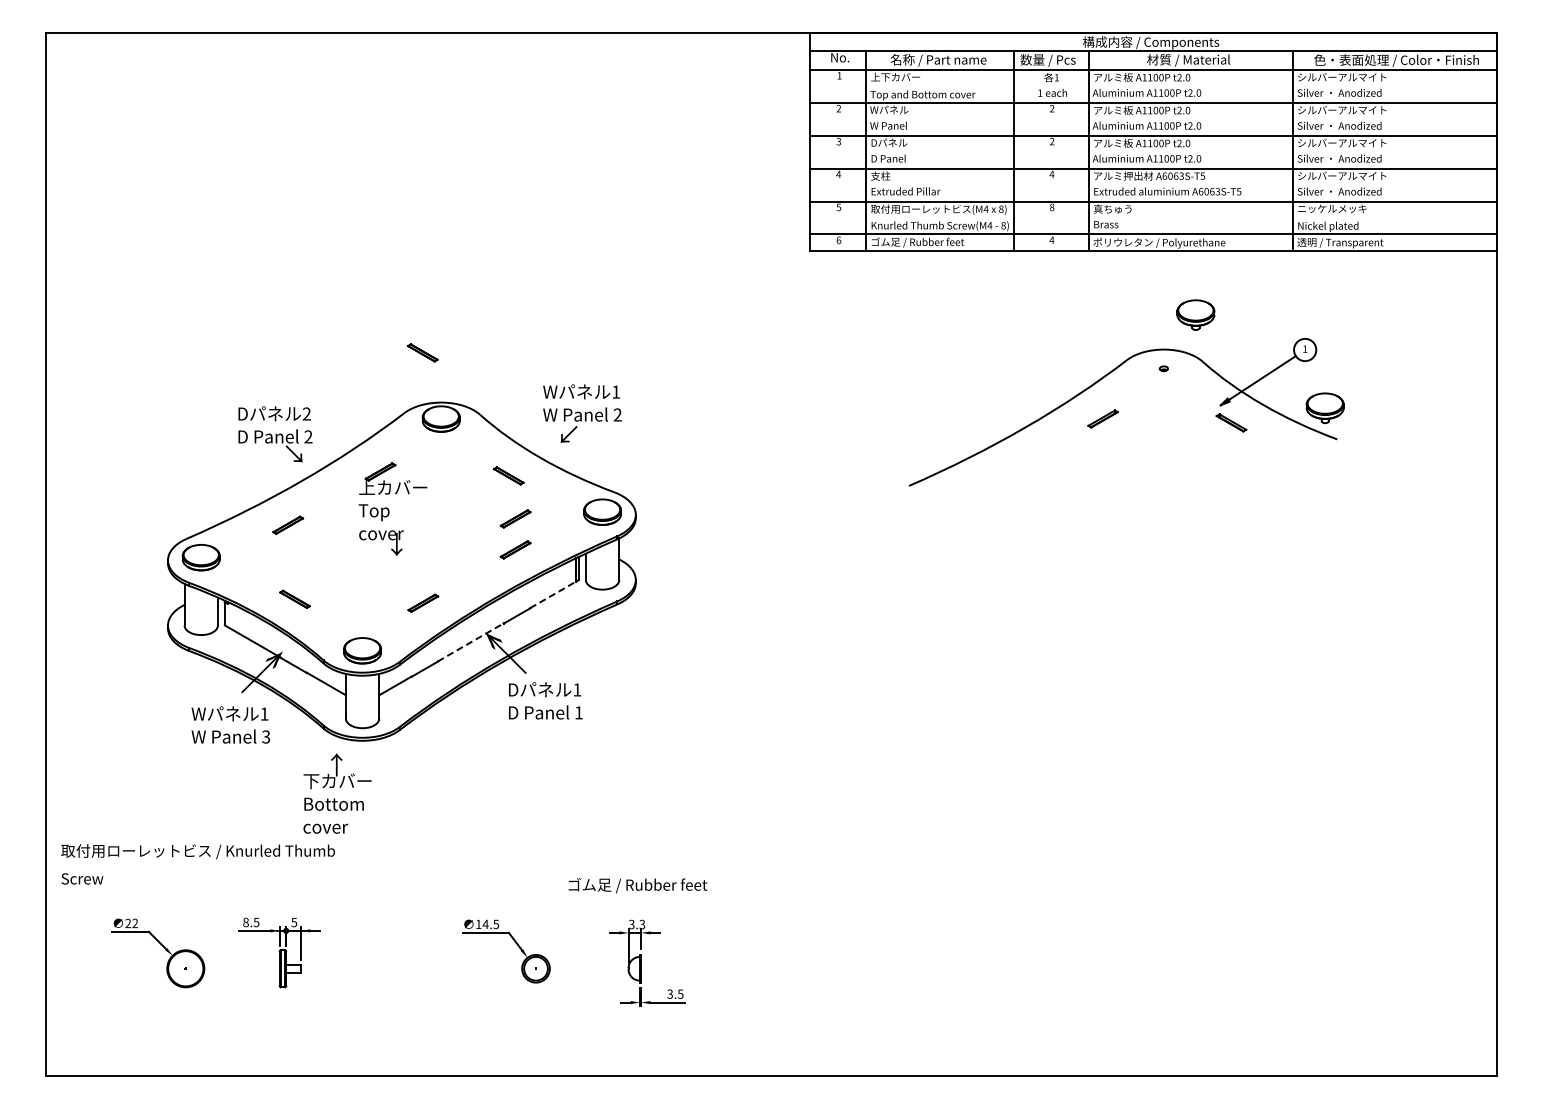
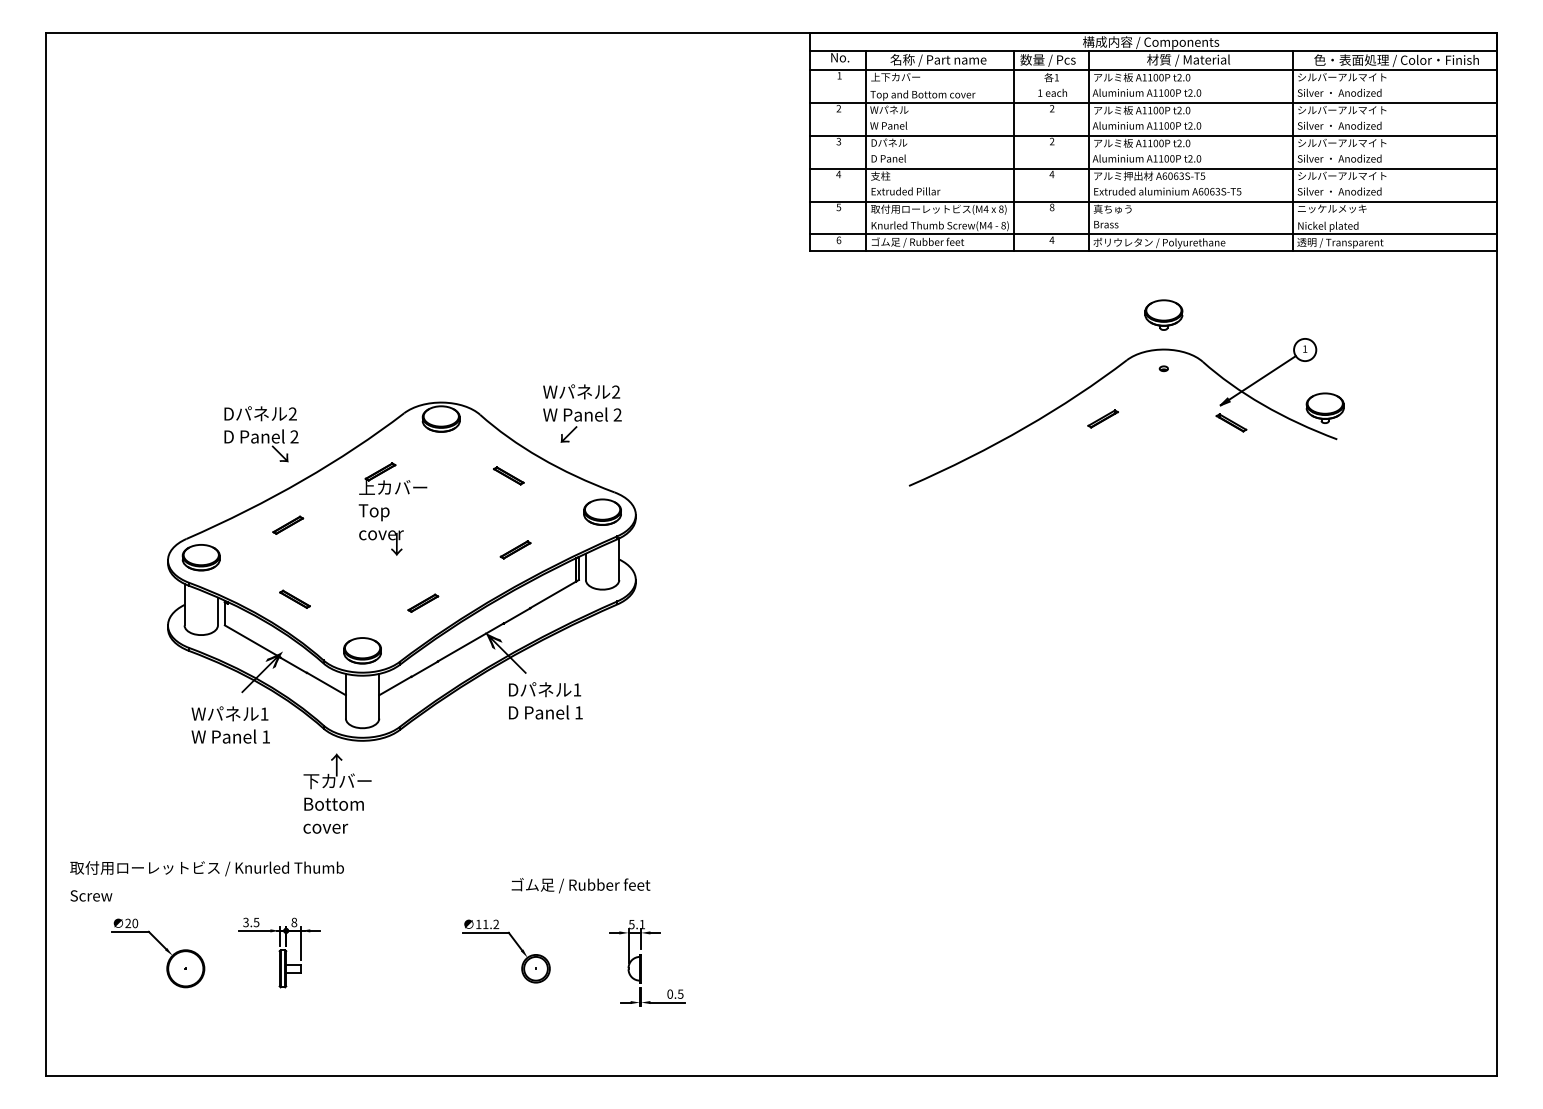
part position: (1195, 314) -> (1163, 314) (1163, 314)
part: present -> none (422, 352)
text: 1 -> 2 (616, 391)
text position: (275, 434) -> (261, 434) (261, 434)
part: present -> none (515, 518)
line: dashed -> solid (553, 594)
line: dashed -> solid (471, 642)
text: 3 -> 1 (266, 736)
text position: (197, 864) -> (206, 881) (206, 881)
text position: (637, 885) -> (580, 885) (580, 885)
text: 5 -> 8 (294, 921)
text: 8.5 -> 3.5 (245, 922)
text: 22 -> 20 (135, 923)
text: 14.5 -> 11.2 (490, 924)
text: 3.3 -> 5.1 (637, 924)
text: 3.5 -> 0.5 (670, 993)
